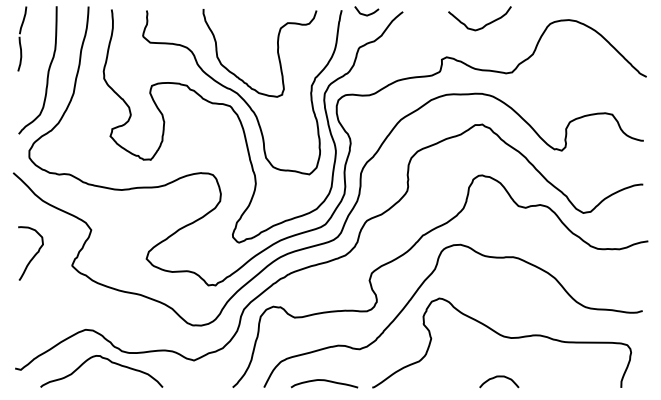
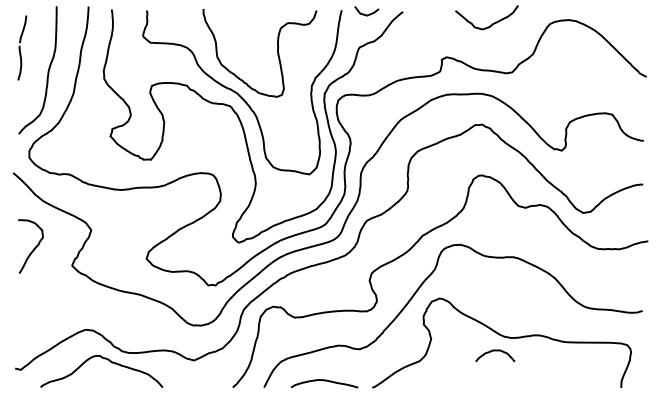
curve position: (485, 24) -> (492, 23) (492, 23)
part position: (22, 38) -> (22, 47) (22, 47)
curve position: (33, 255) -> (33, 248) (33, 248)
curve position: (499, 377) -> (495, 351) (495, 351)
